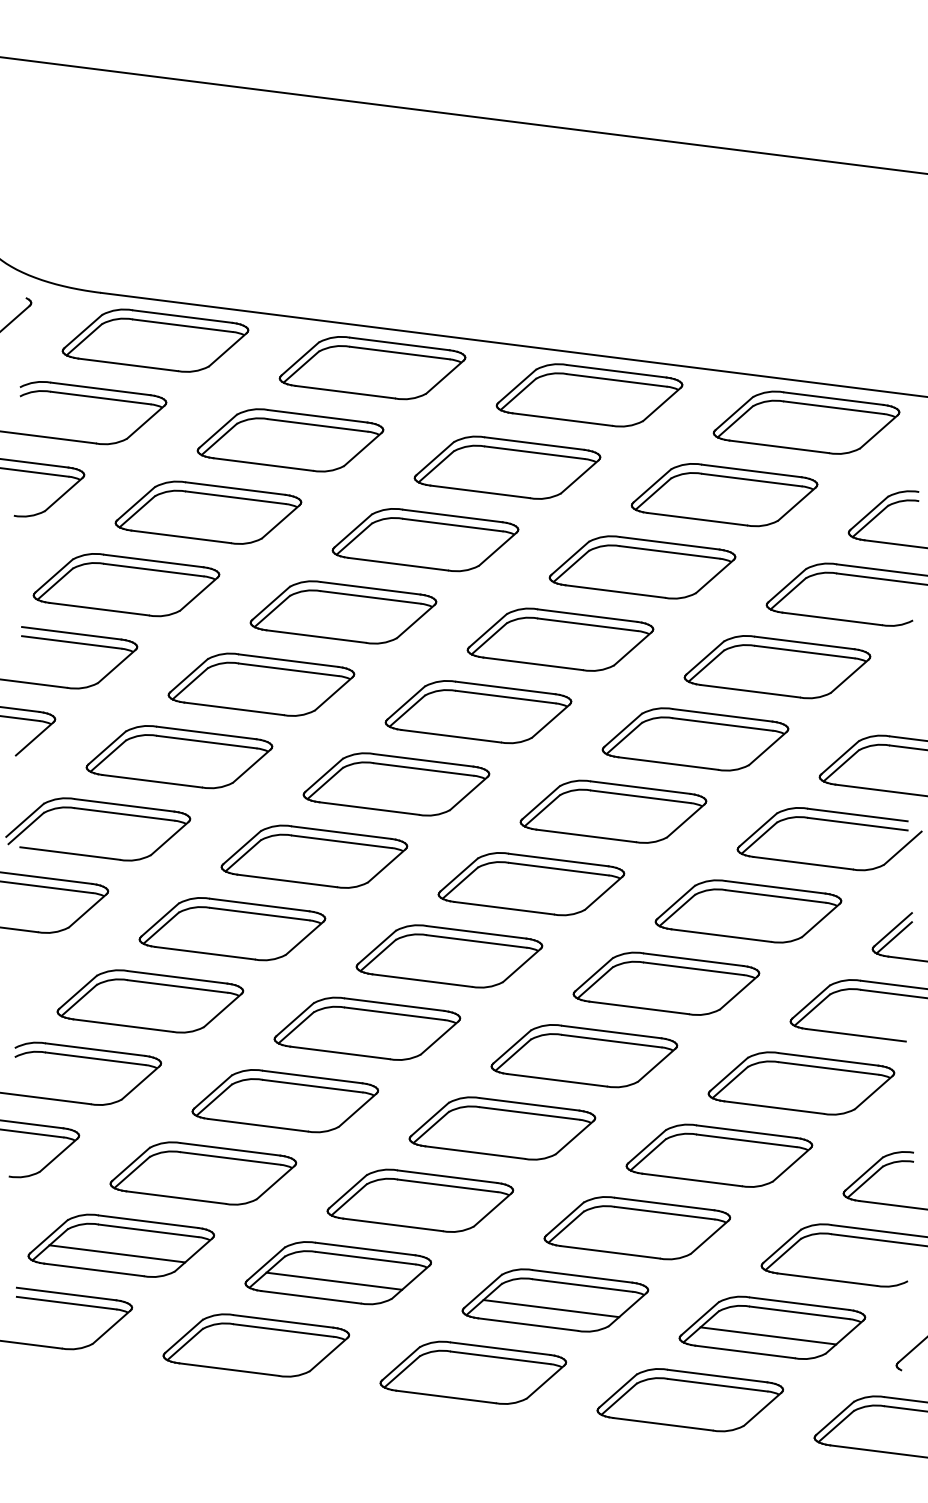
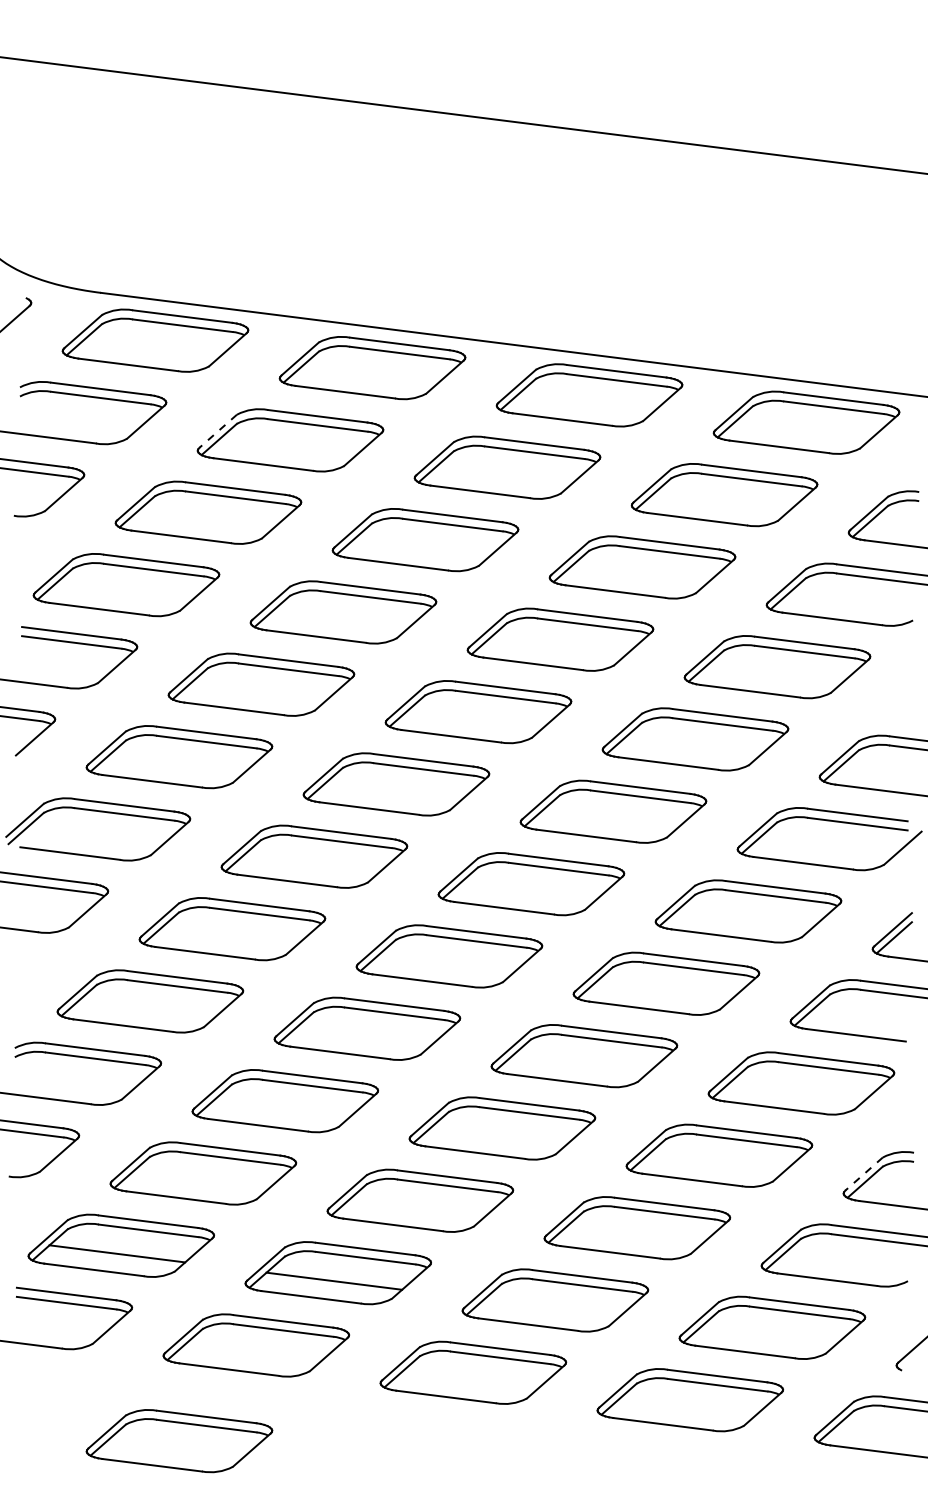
line: solid -> dashed (217, 431)
line: solid -> dashed (863, 1174)
line: present -> none (551, 1308)
line: present -> none (768, 1335)
part: none -> present (179, 1441)
